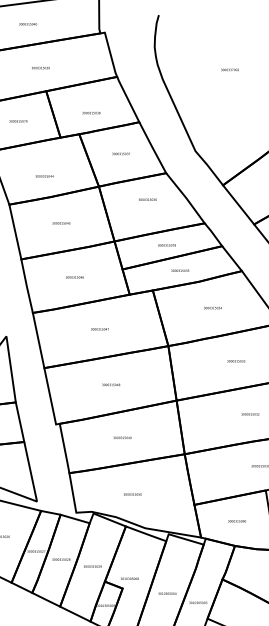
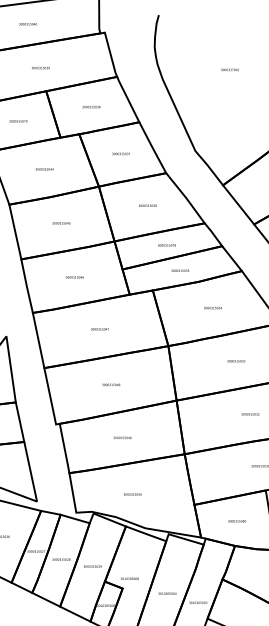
text position: (91, 113) -> (91, 107) (91, 107)
text position: (44, 176) -> (44, 169) (44, 169)
text position: (147, 199) -> (147, 205) (147, 205)
